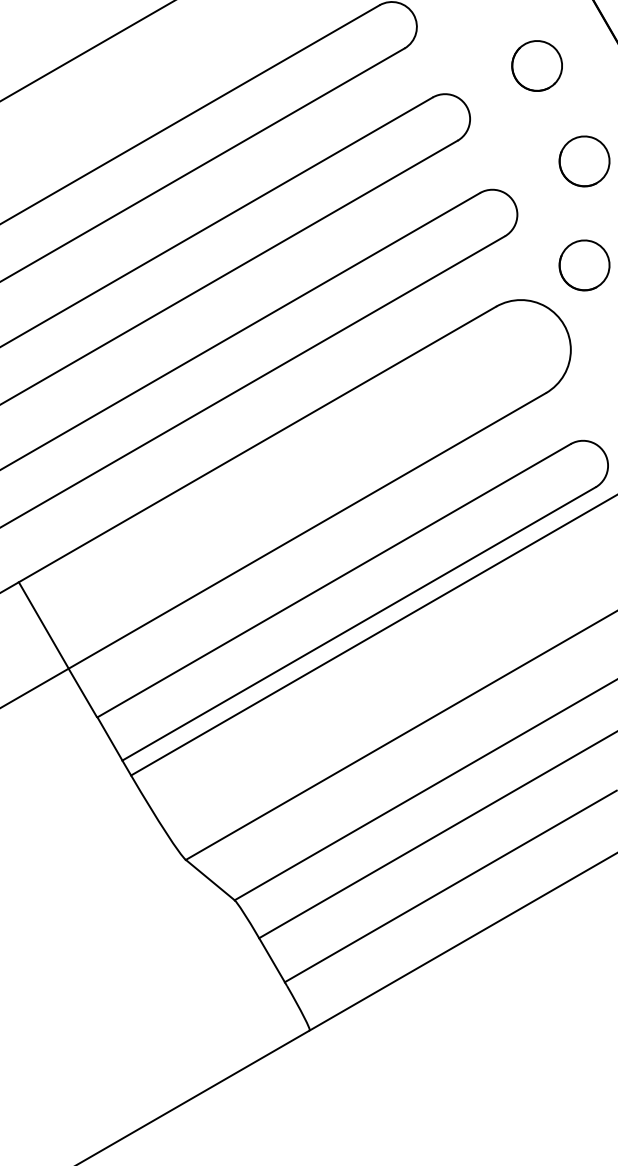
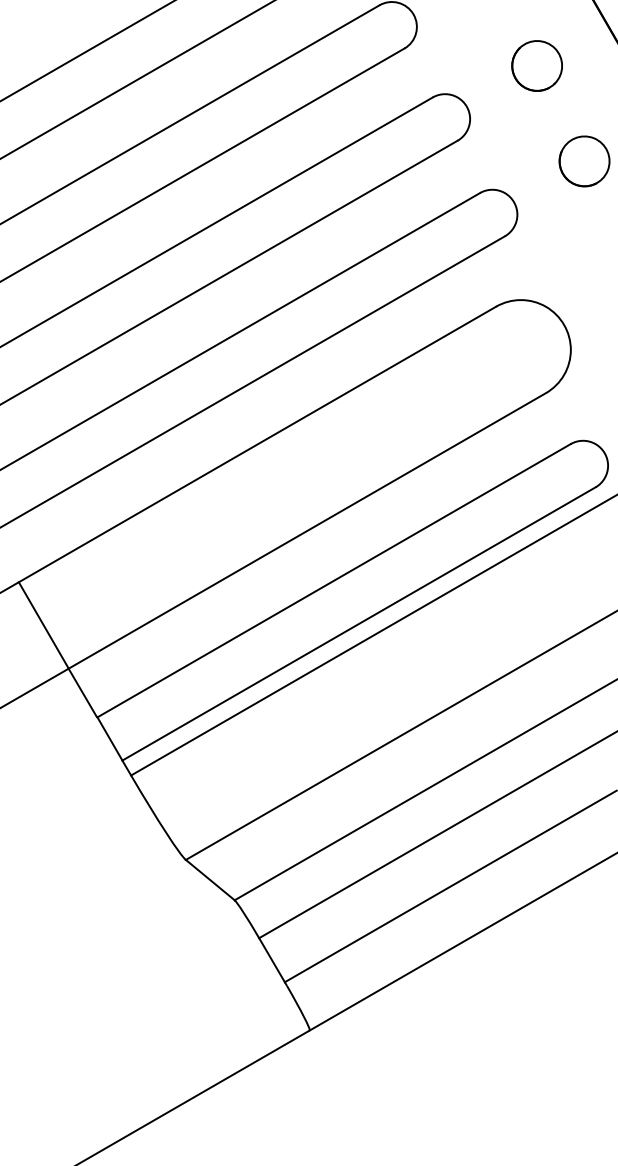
line: none -> present (136, 79)
part: present -> none (584, 265)
